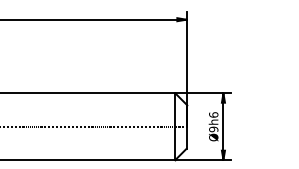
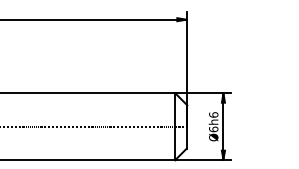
text: Ø9h6 -> Ø6h6 (213, 129)
